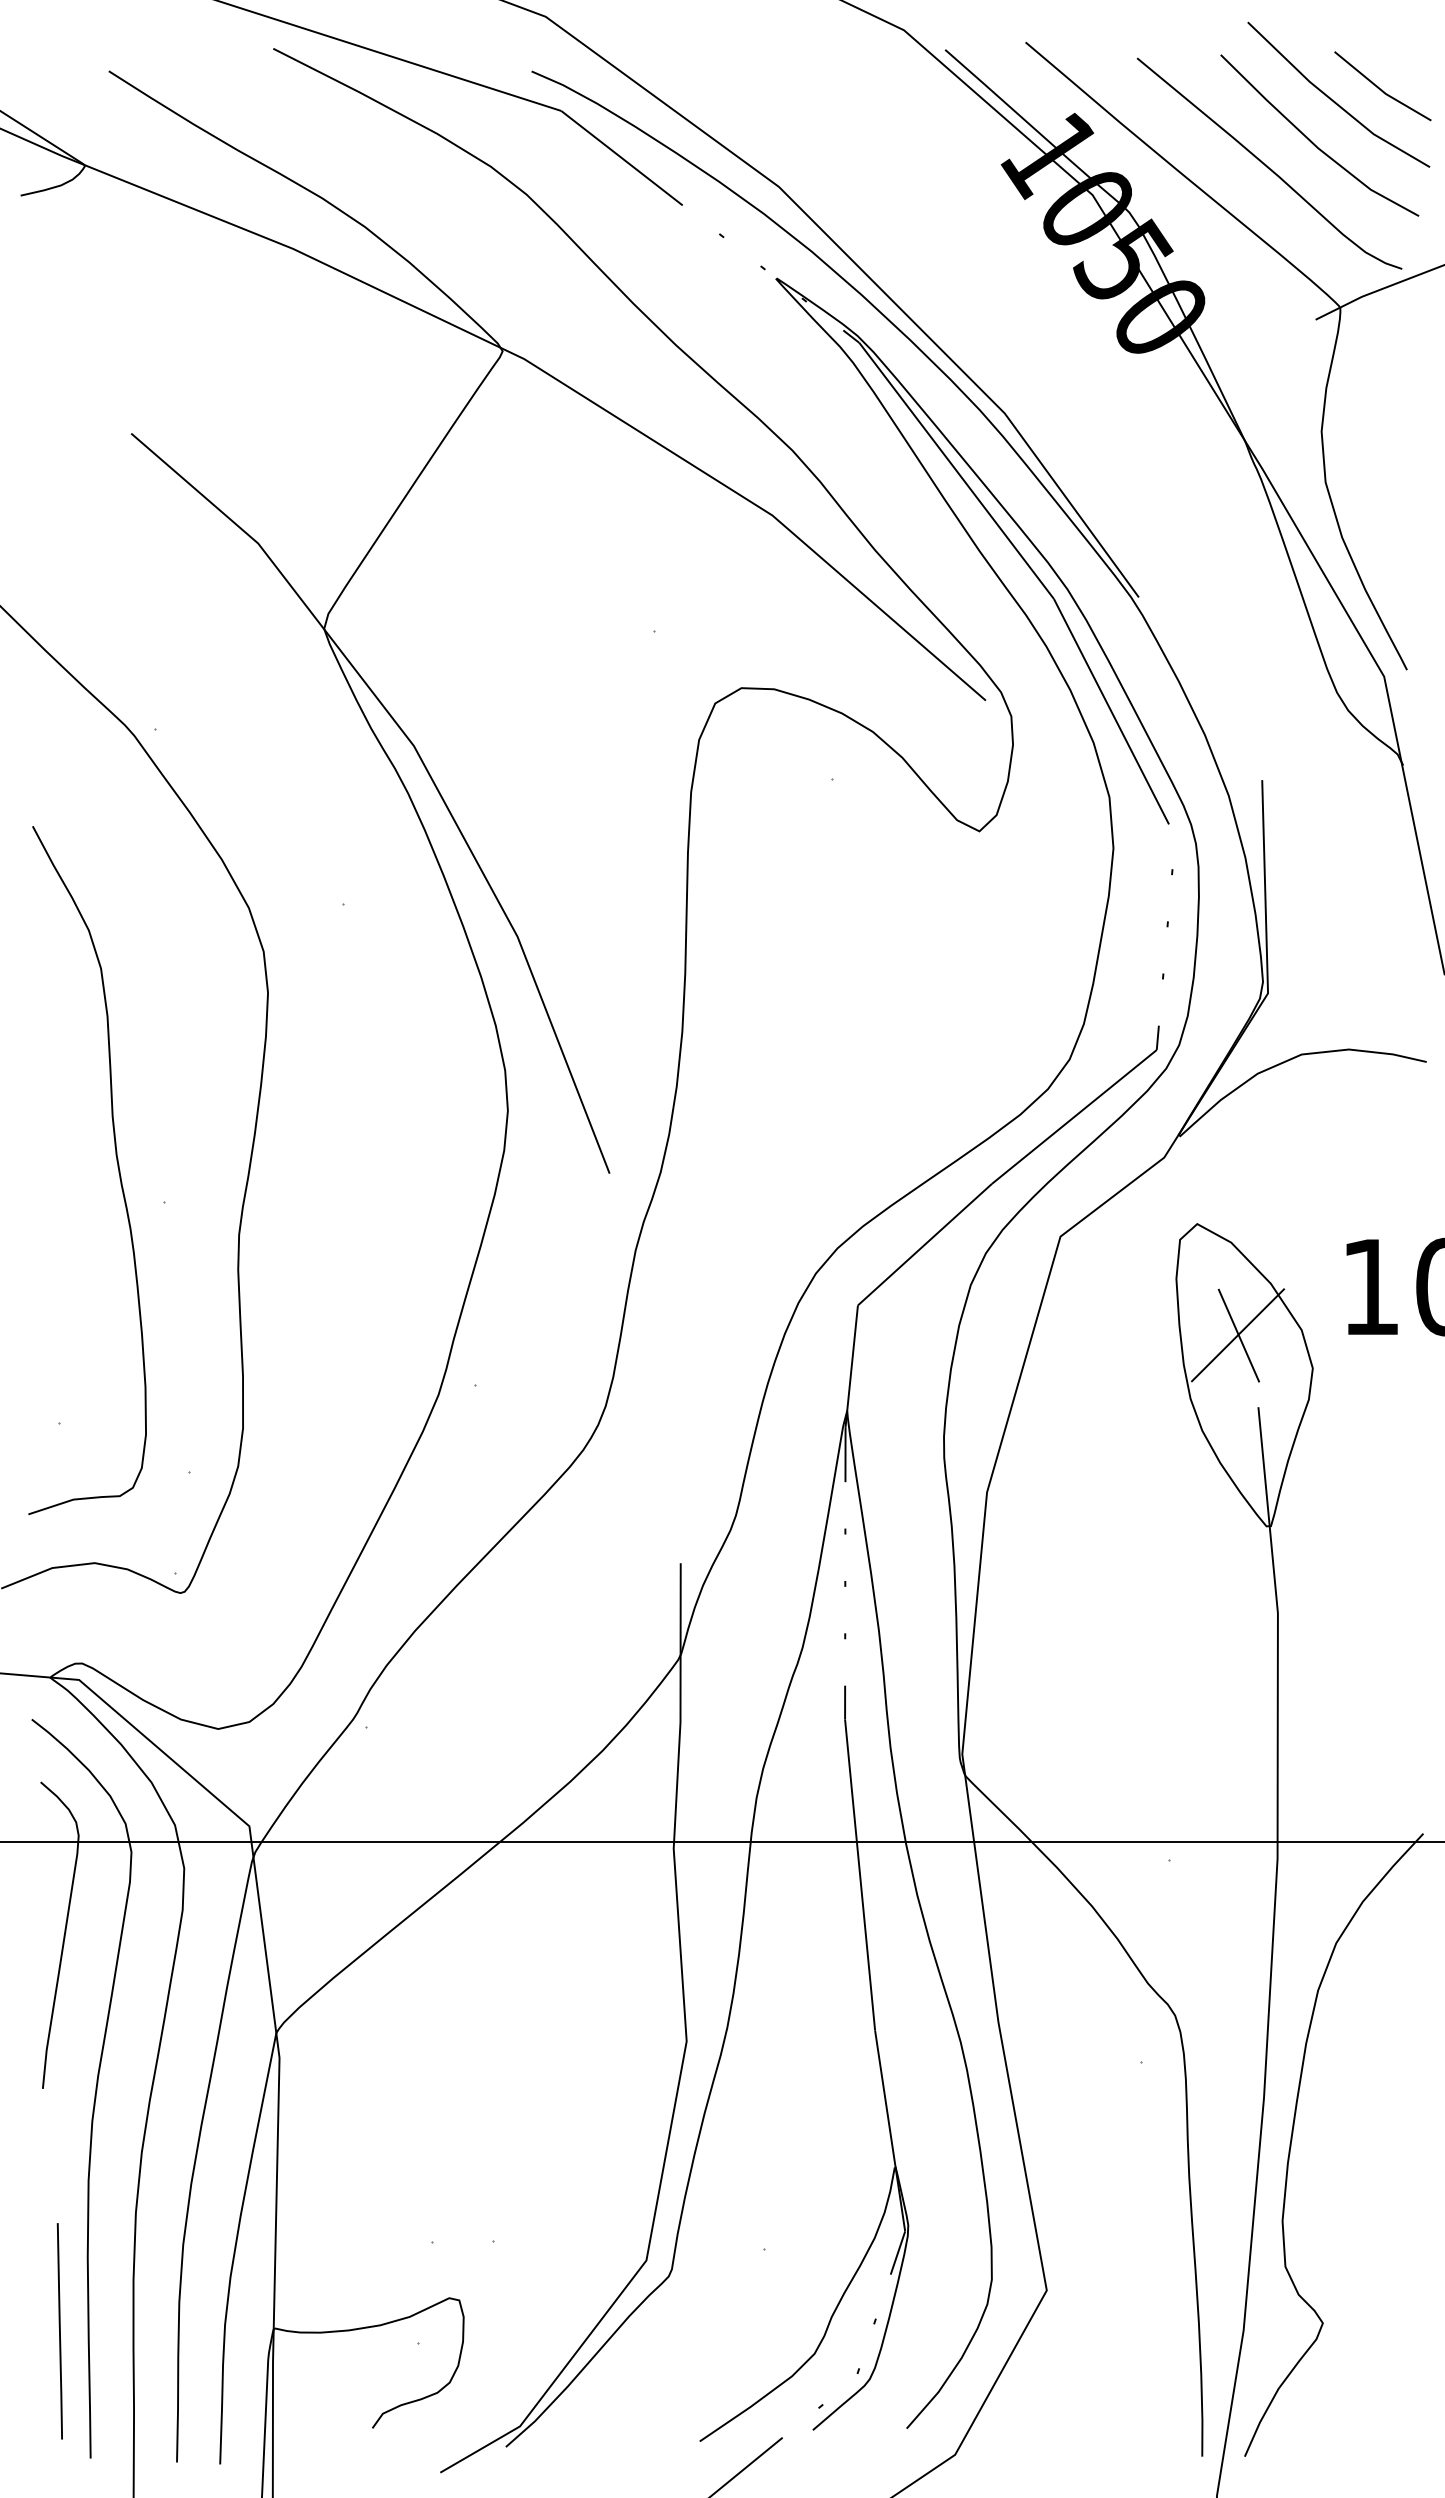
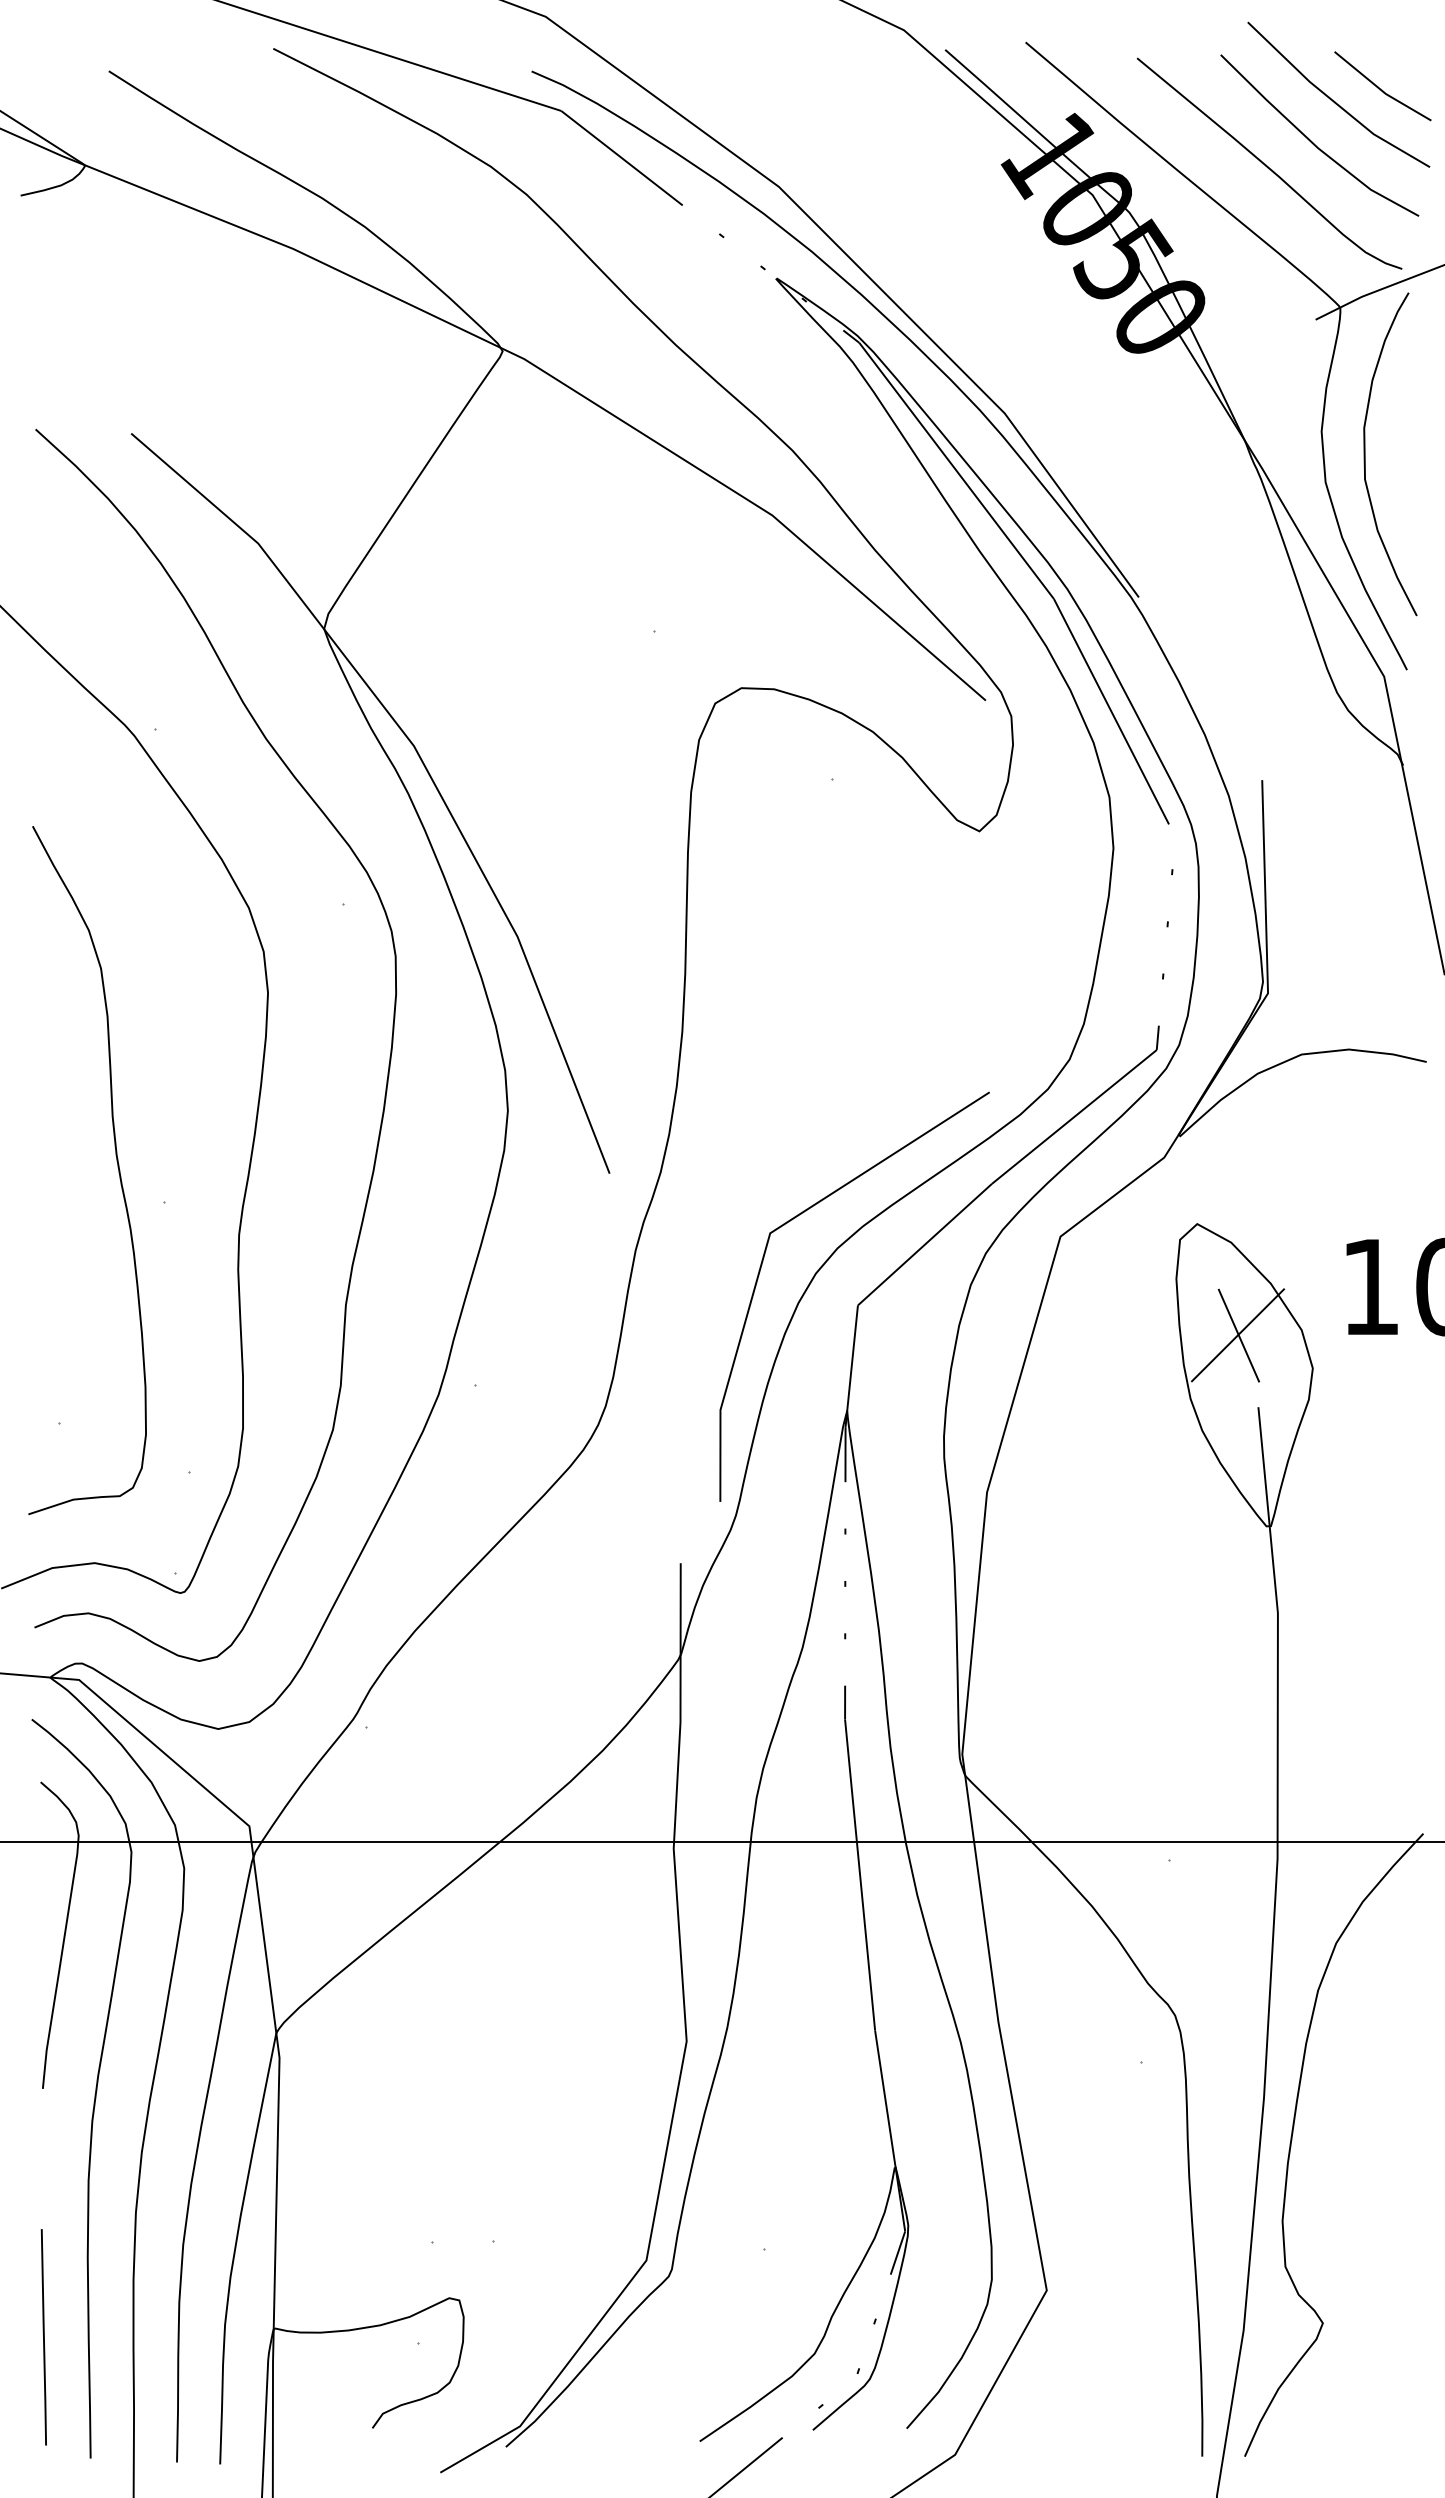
curve: none -> present (1365, 454)
curve: none -> present (388, 1064)
line: none -> present (760, 1272)
line position: (59, 2331) -> (43, 2337) (43, 2337)
